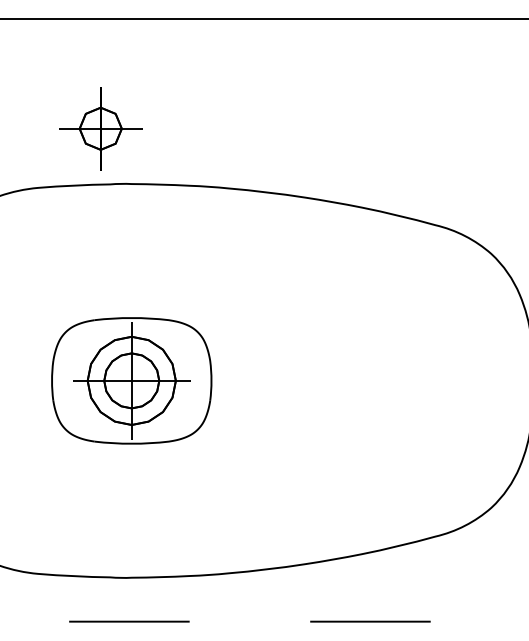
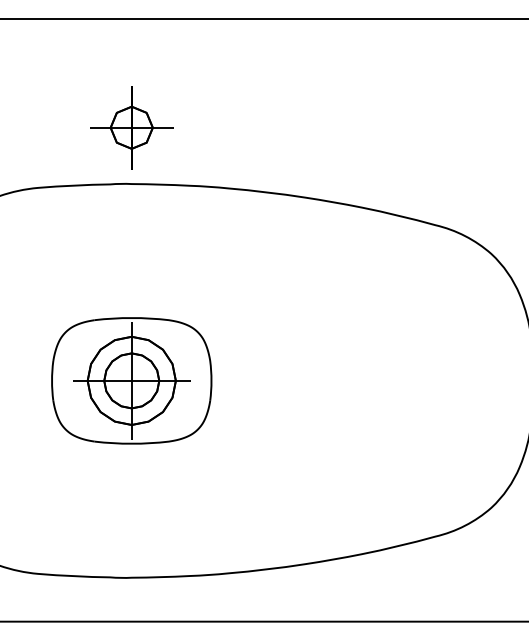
part position: (100, 128) -> (131, 127) (131, 127)
line: dashed -> solid (264, 621)
